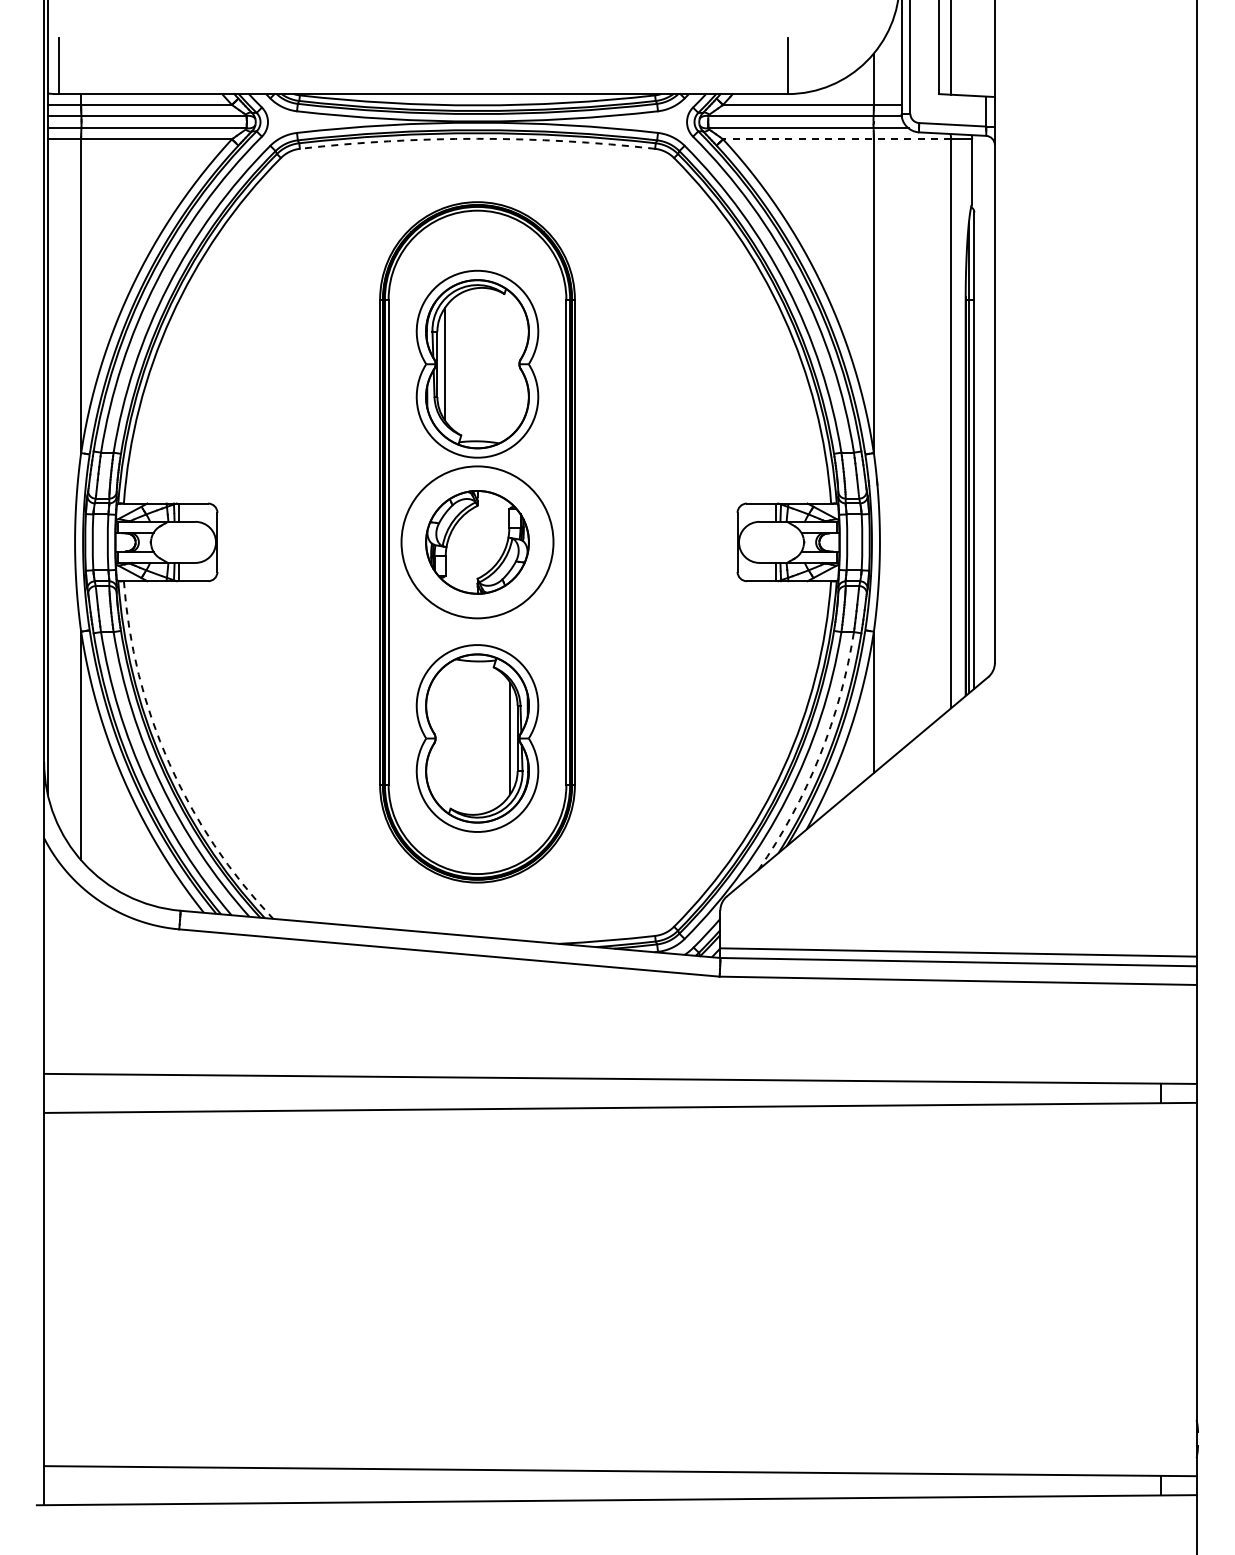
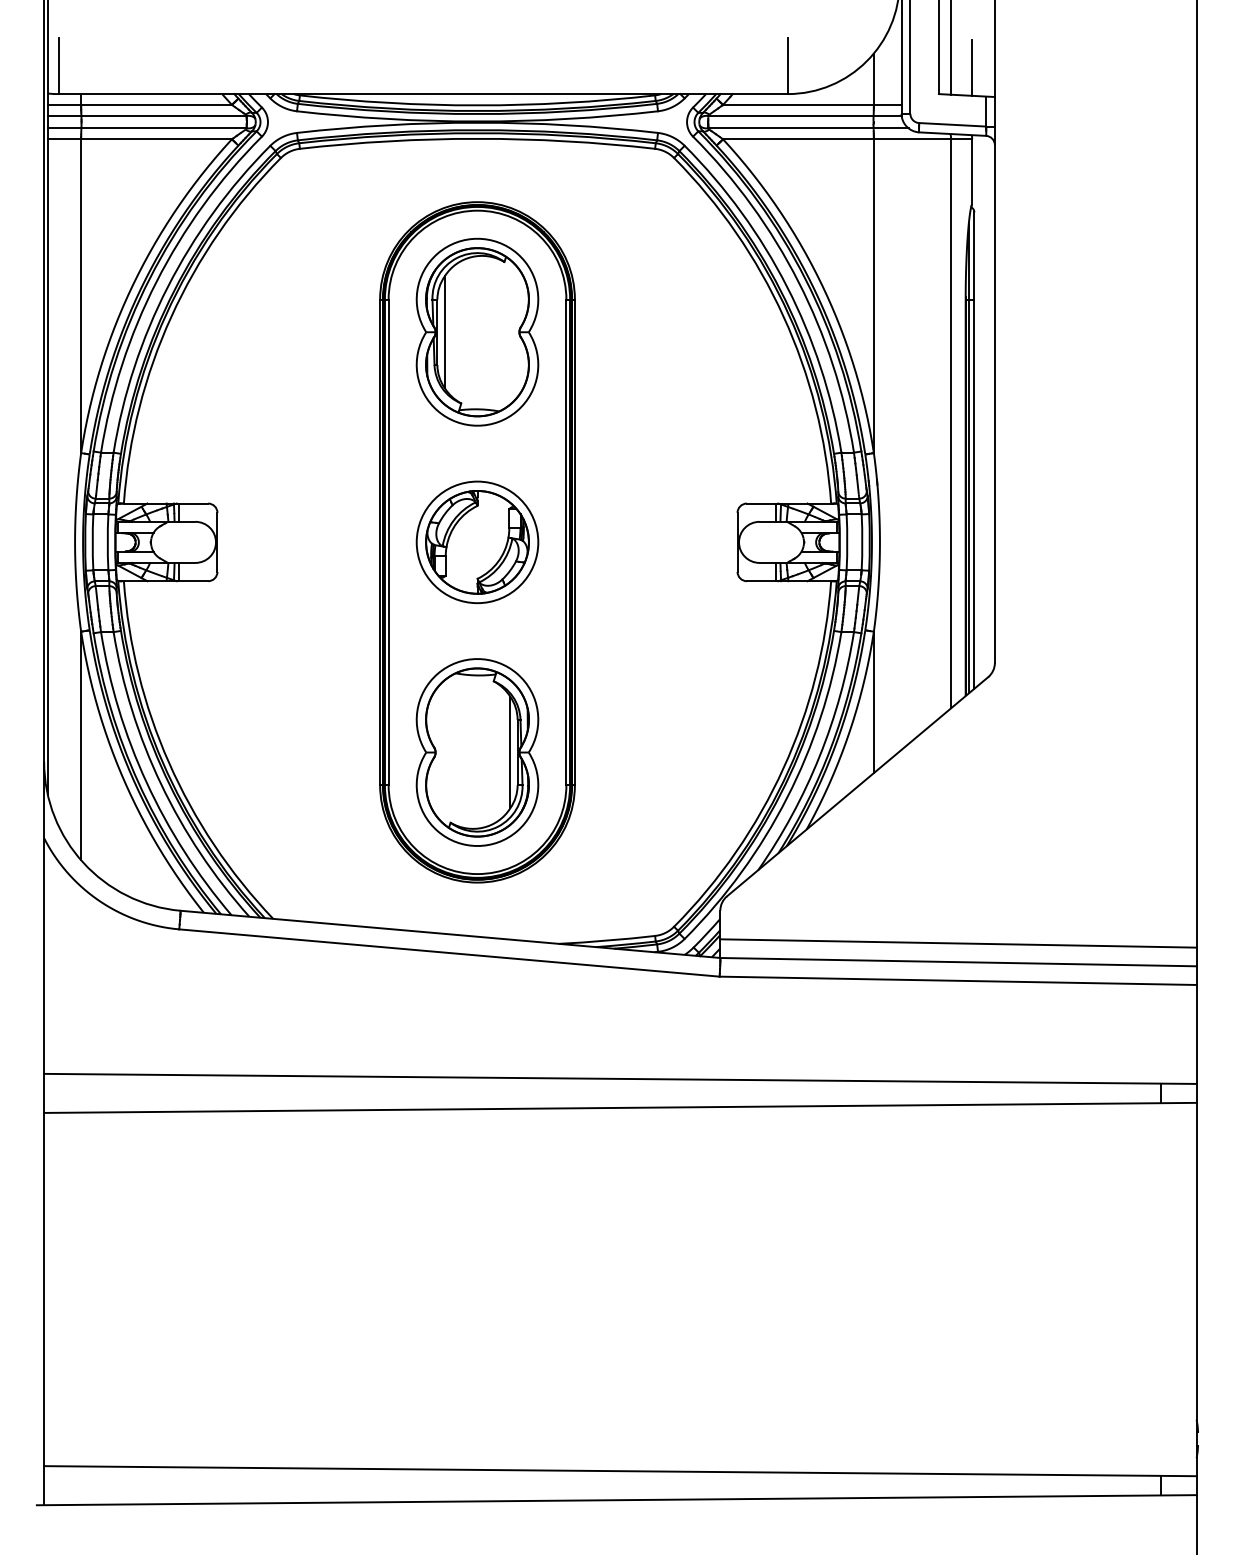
line: none -> present (972, 67)
arc: dashed -> solid (477, 138)
line: dashed -> solid (836, 139)
part position: (477, 363) -> (477, 331) (477, 331)
circle diameter: 152 px -> 122 px (477, 542)
part position: (477, 738) -> (477, 752) (477, 752)
arc: dashed -> solid (819, 756)
arc: dashed -> solid (169, 763)
line position: (958, 952) -> (958, 943) (958, 943)
